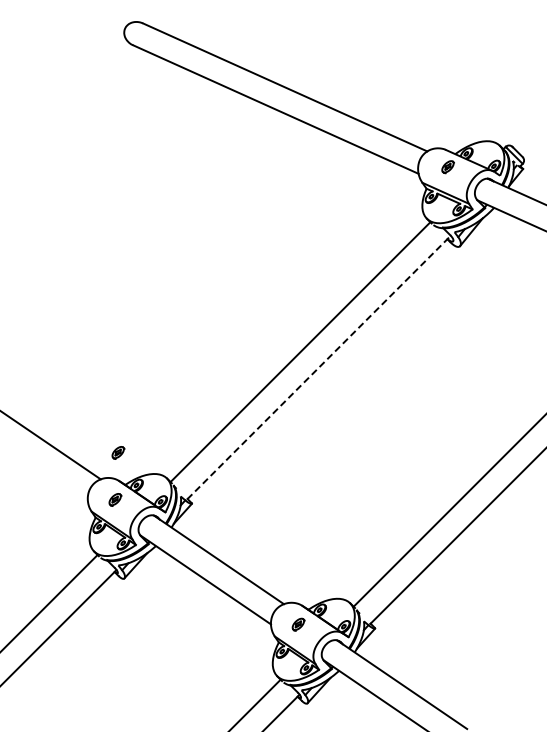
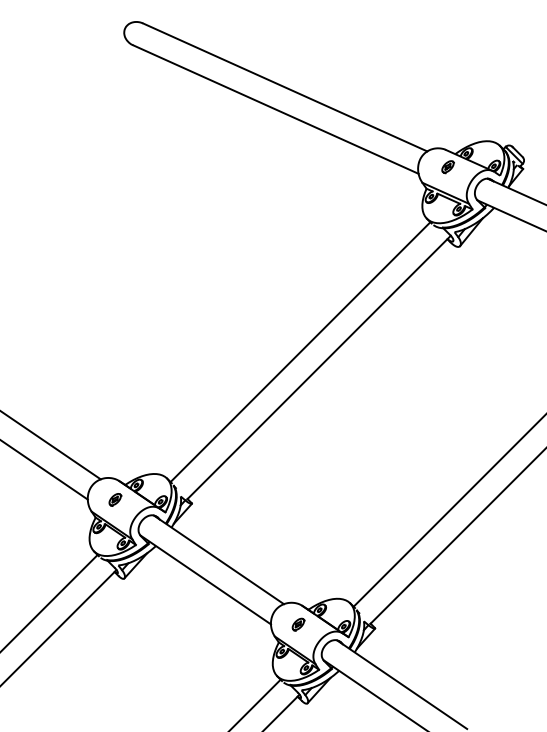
line: dashed -> solid (319, 367)
part: present -> none (118, 452)
line: none -> present (44, 470)
